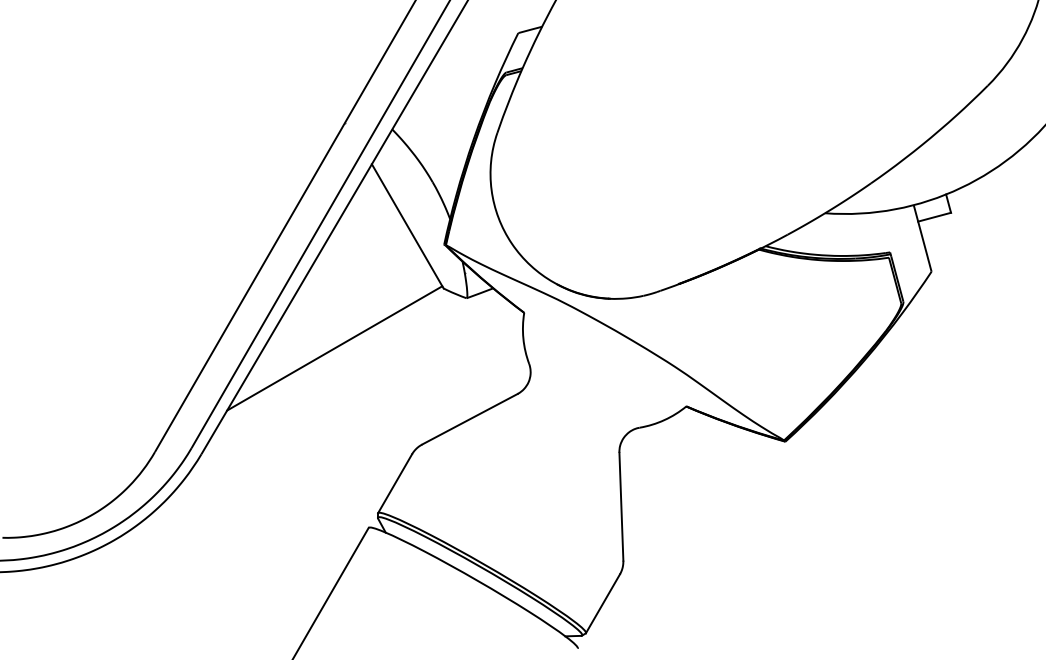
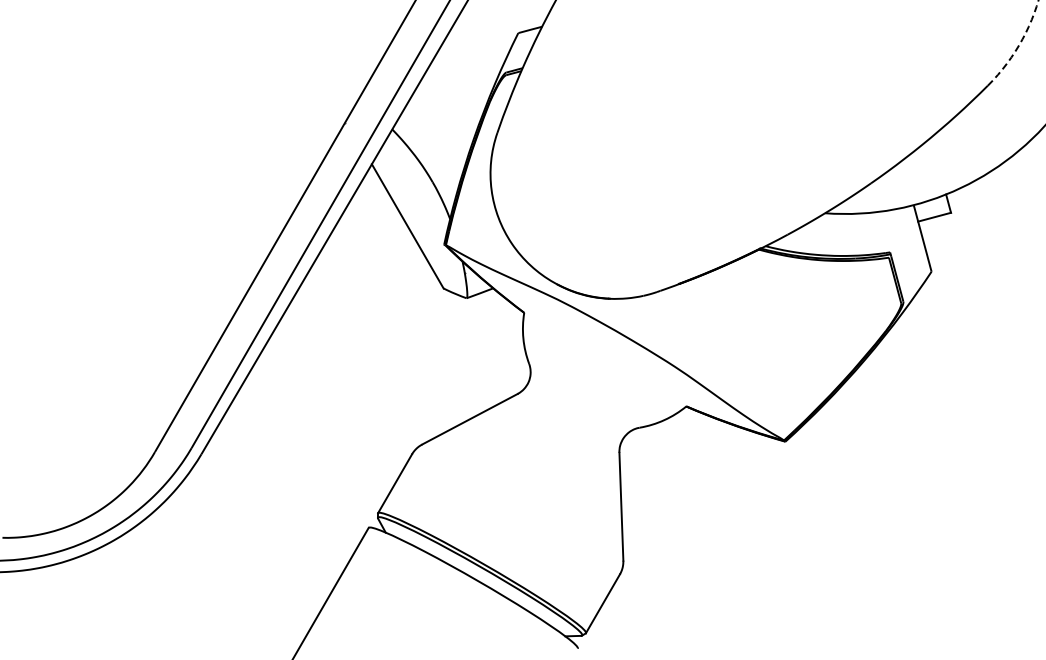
arc: solid -> dashed (1017, 47)
line: present -> none (334, 348)
